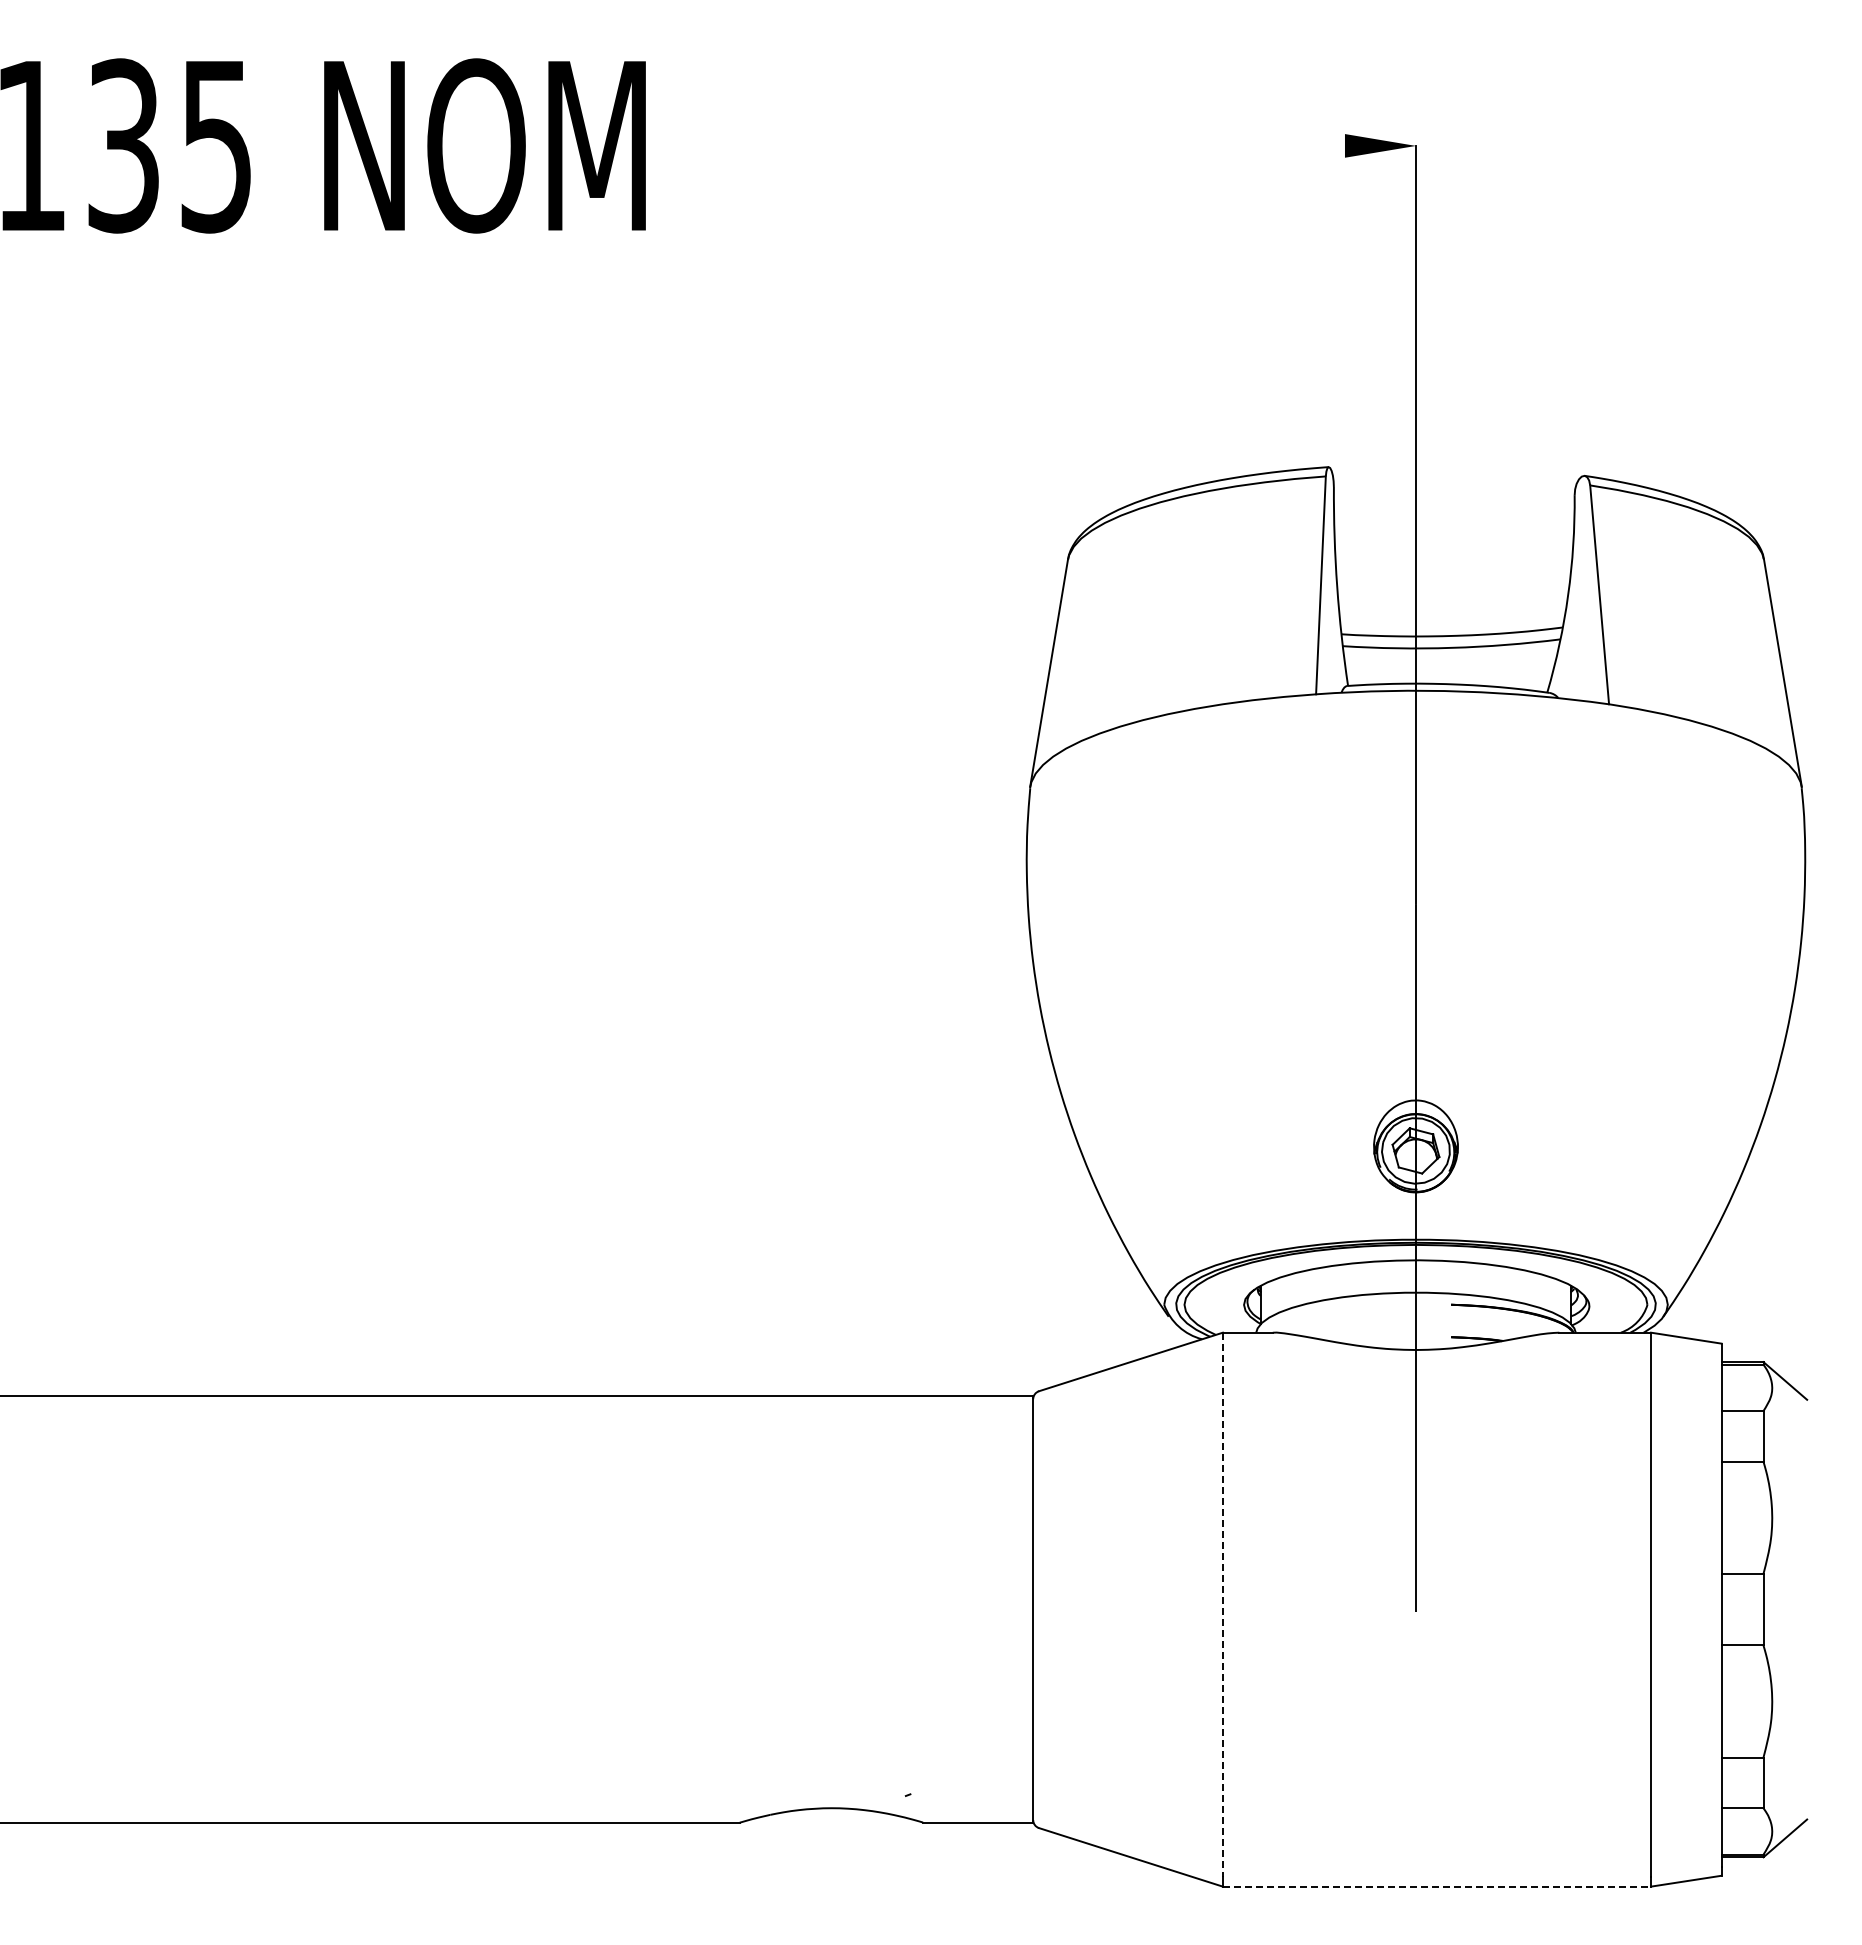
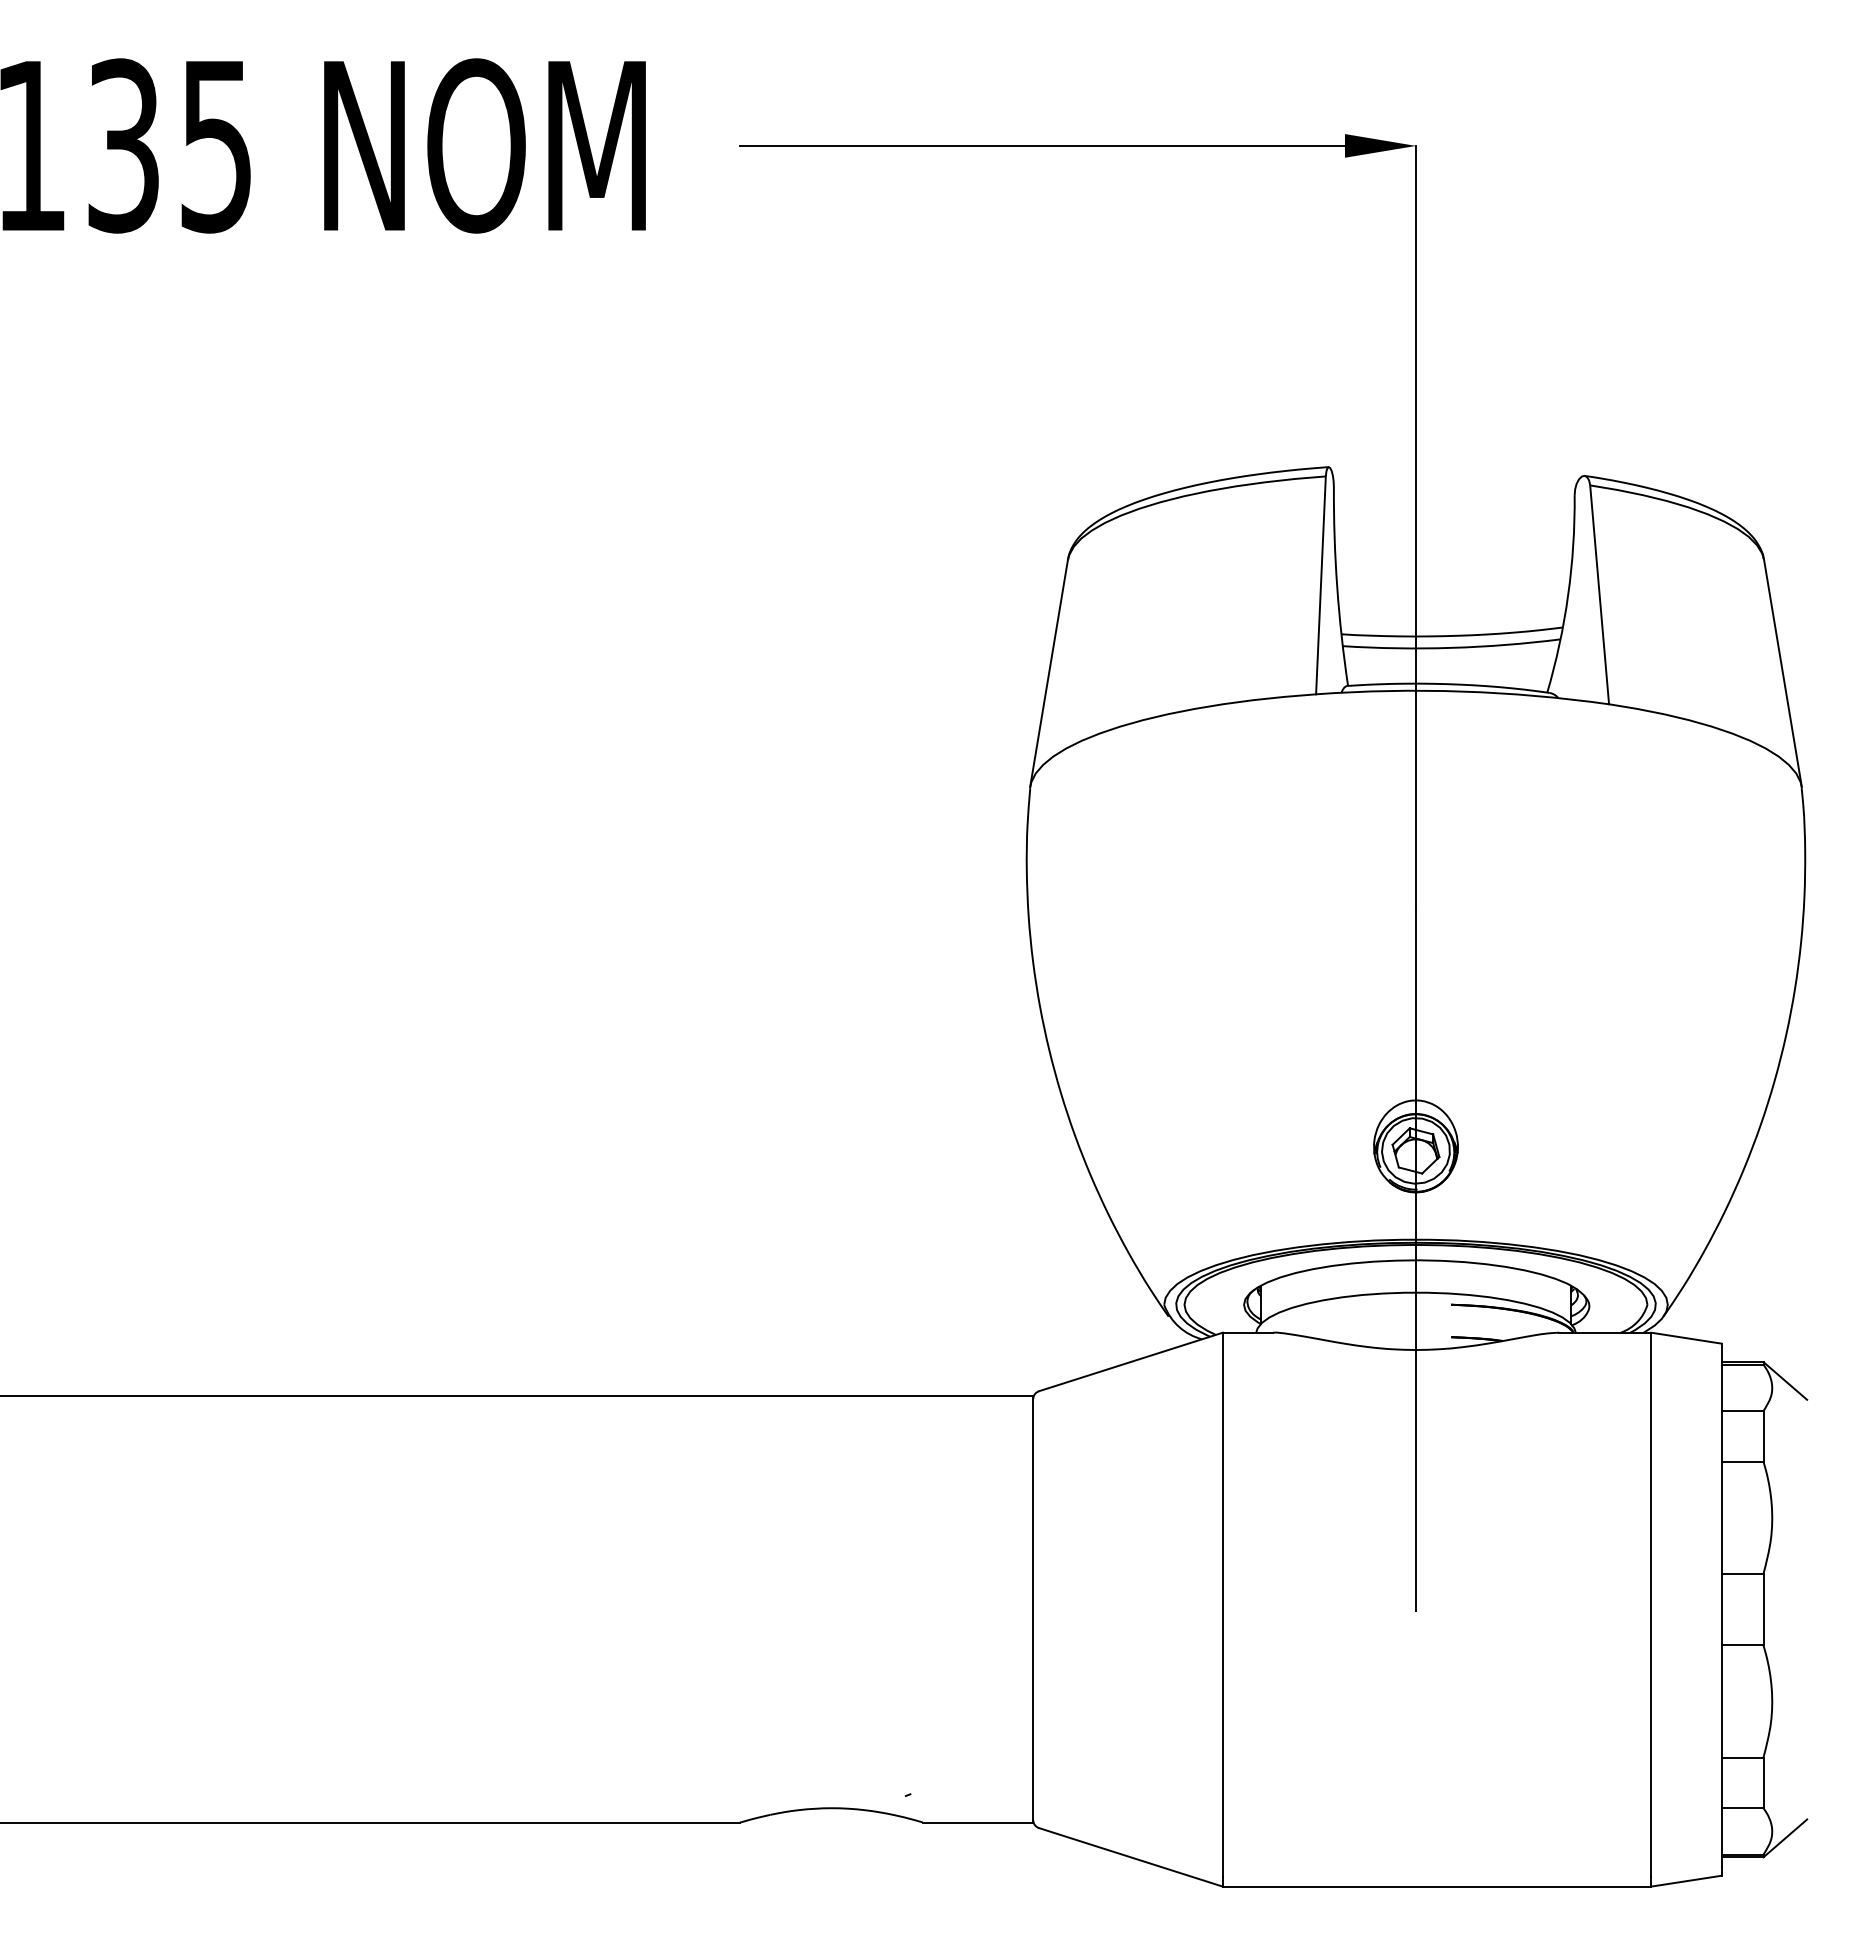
line: none -> present (1041, 145)
line: dashed -> solid (1222, 1605)
line: dashed -> solid (1437, 1886)
